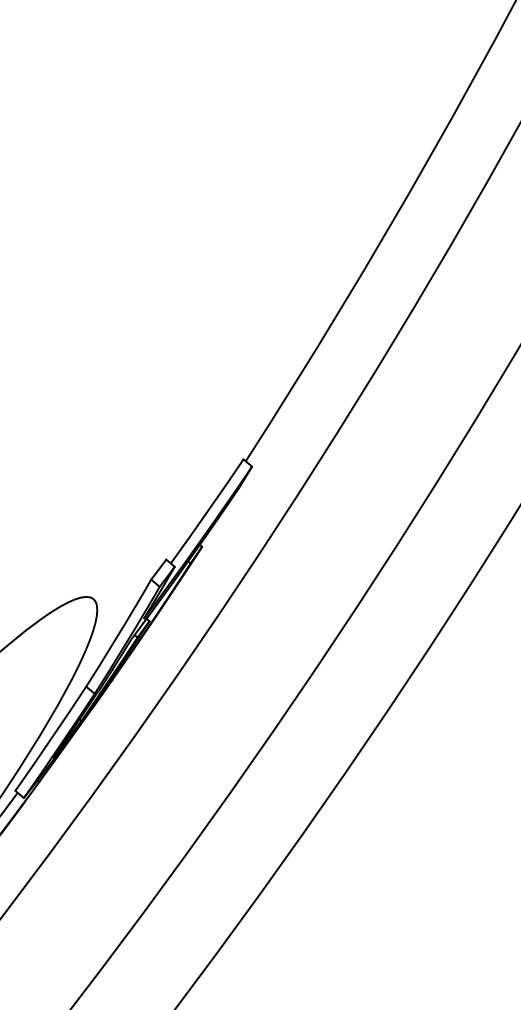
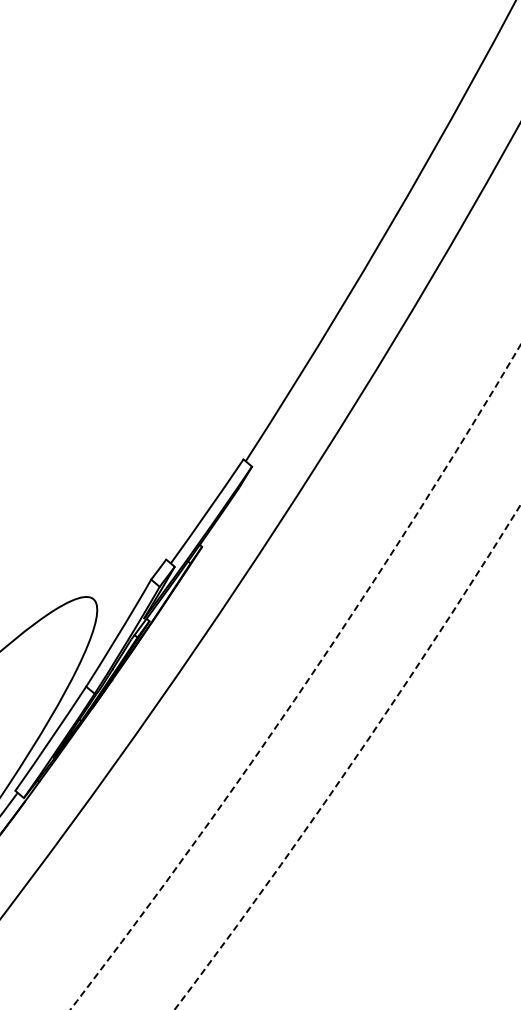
arc: solid -> dashed (304, 684)
arc: solid -> dashed (353, 761)
